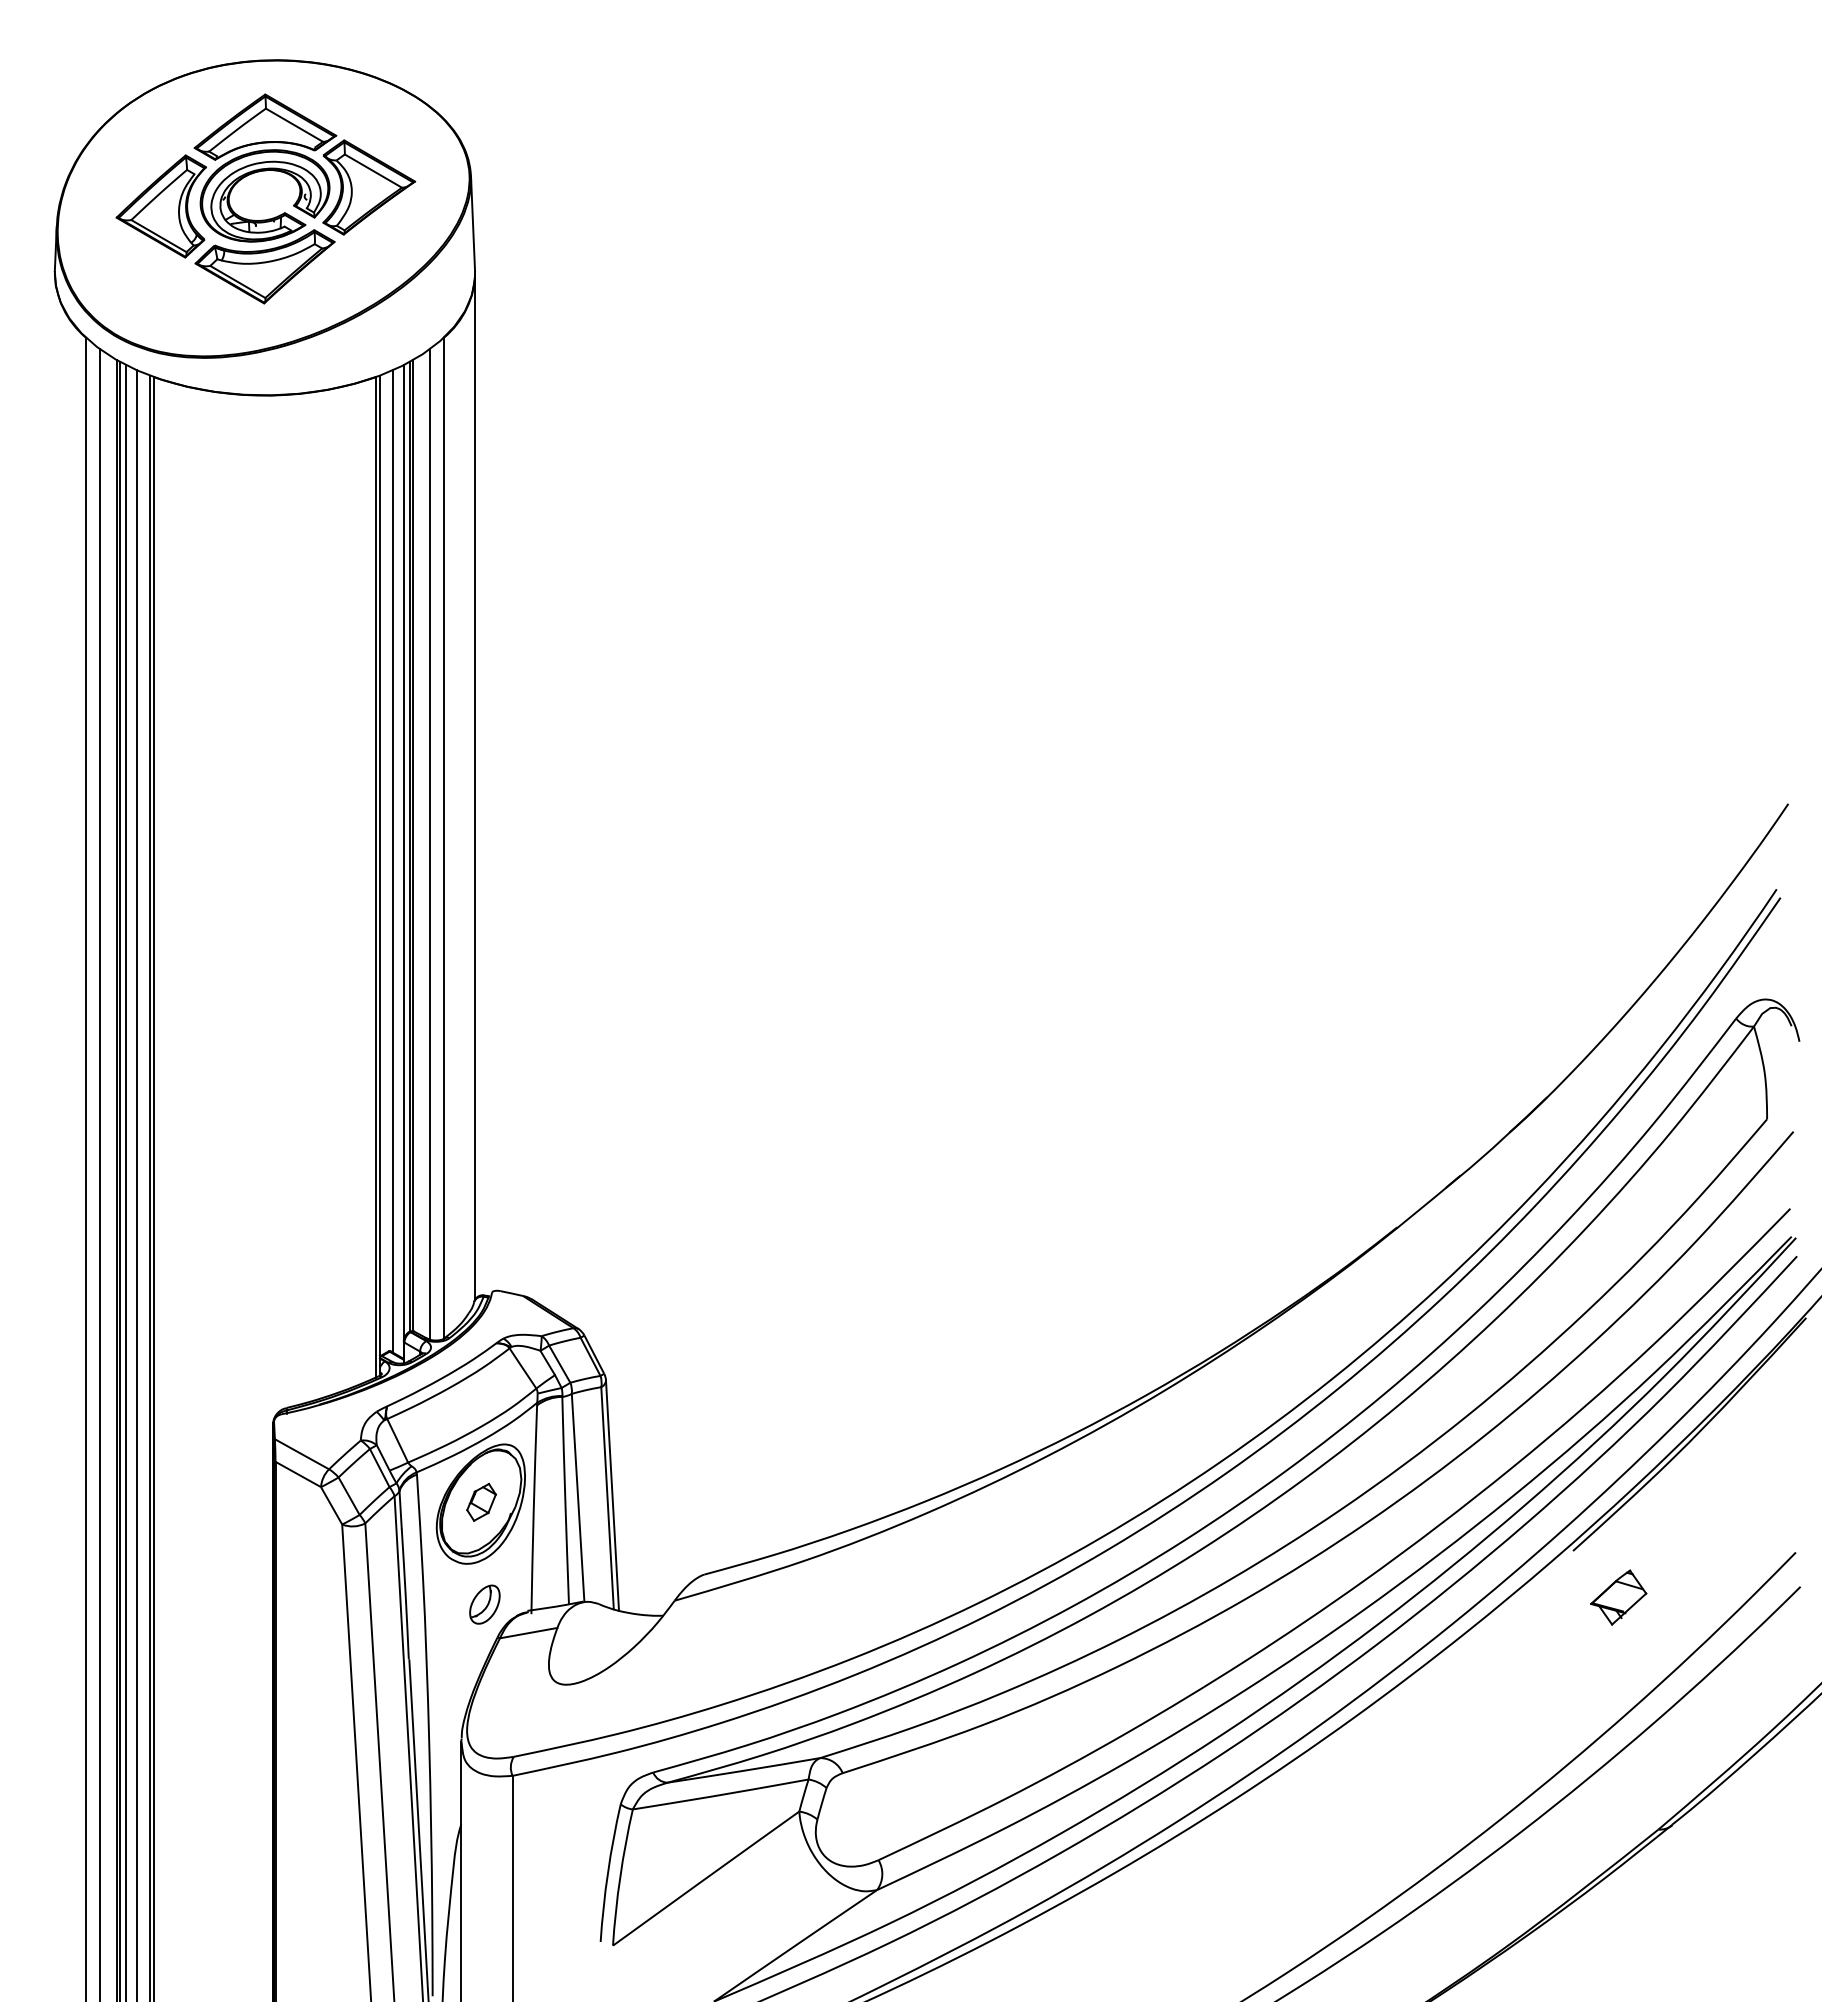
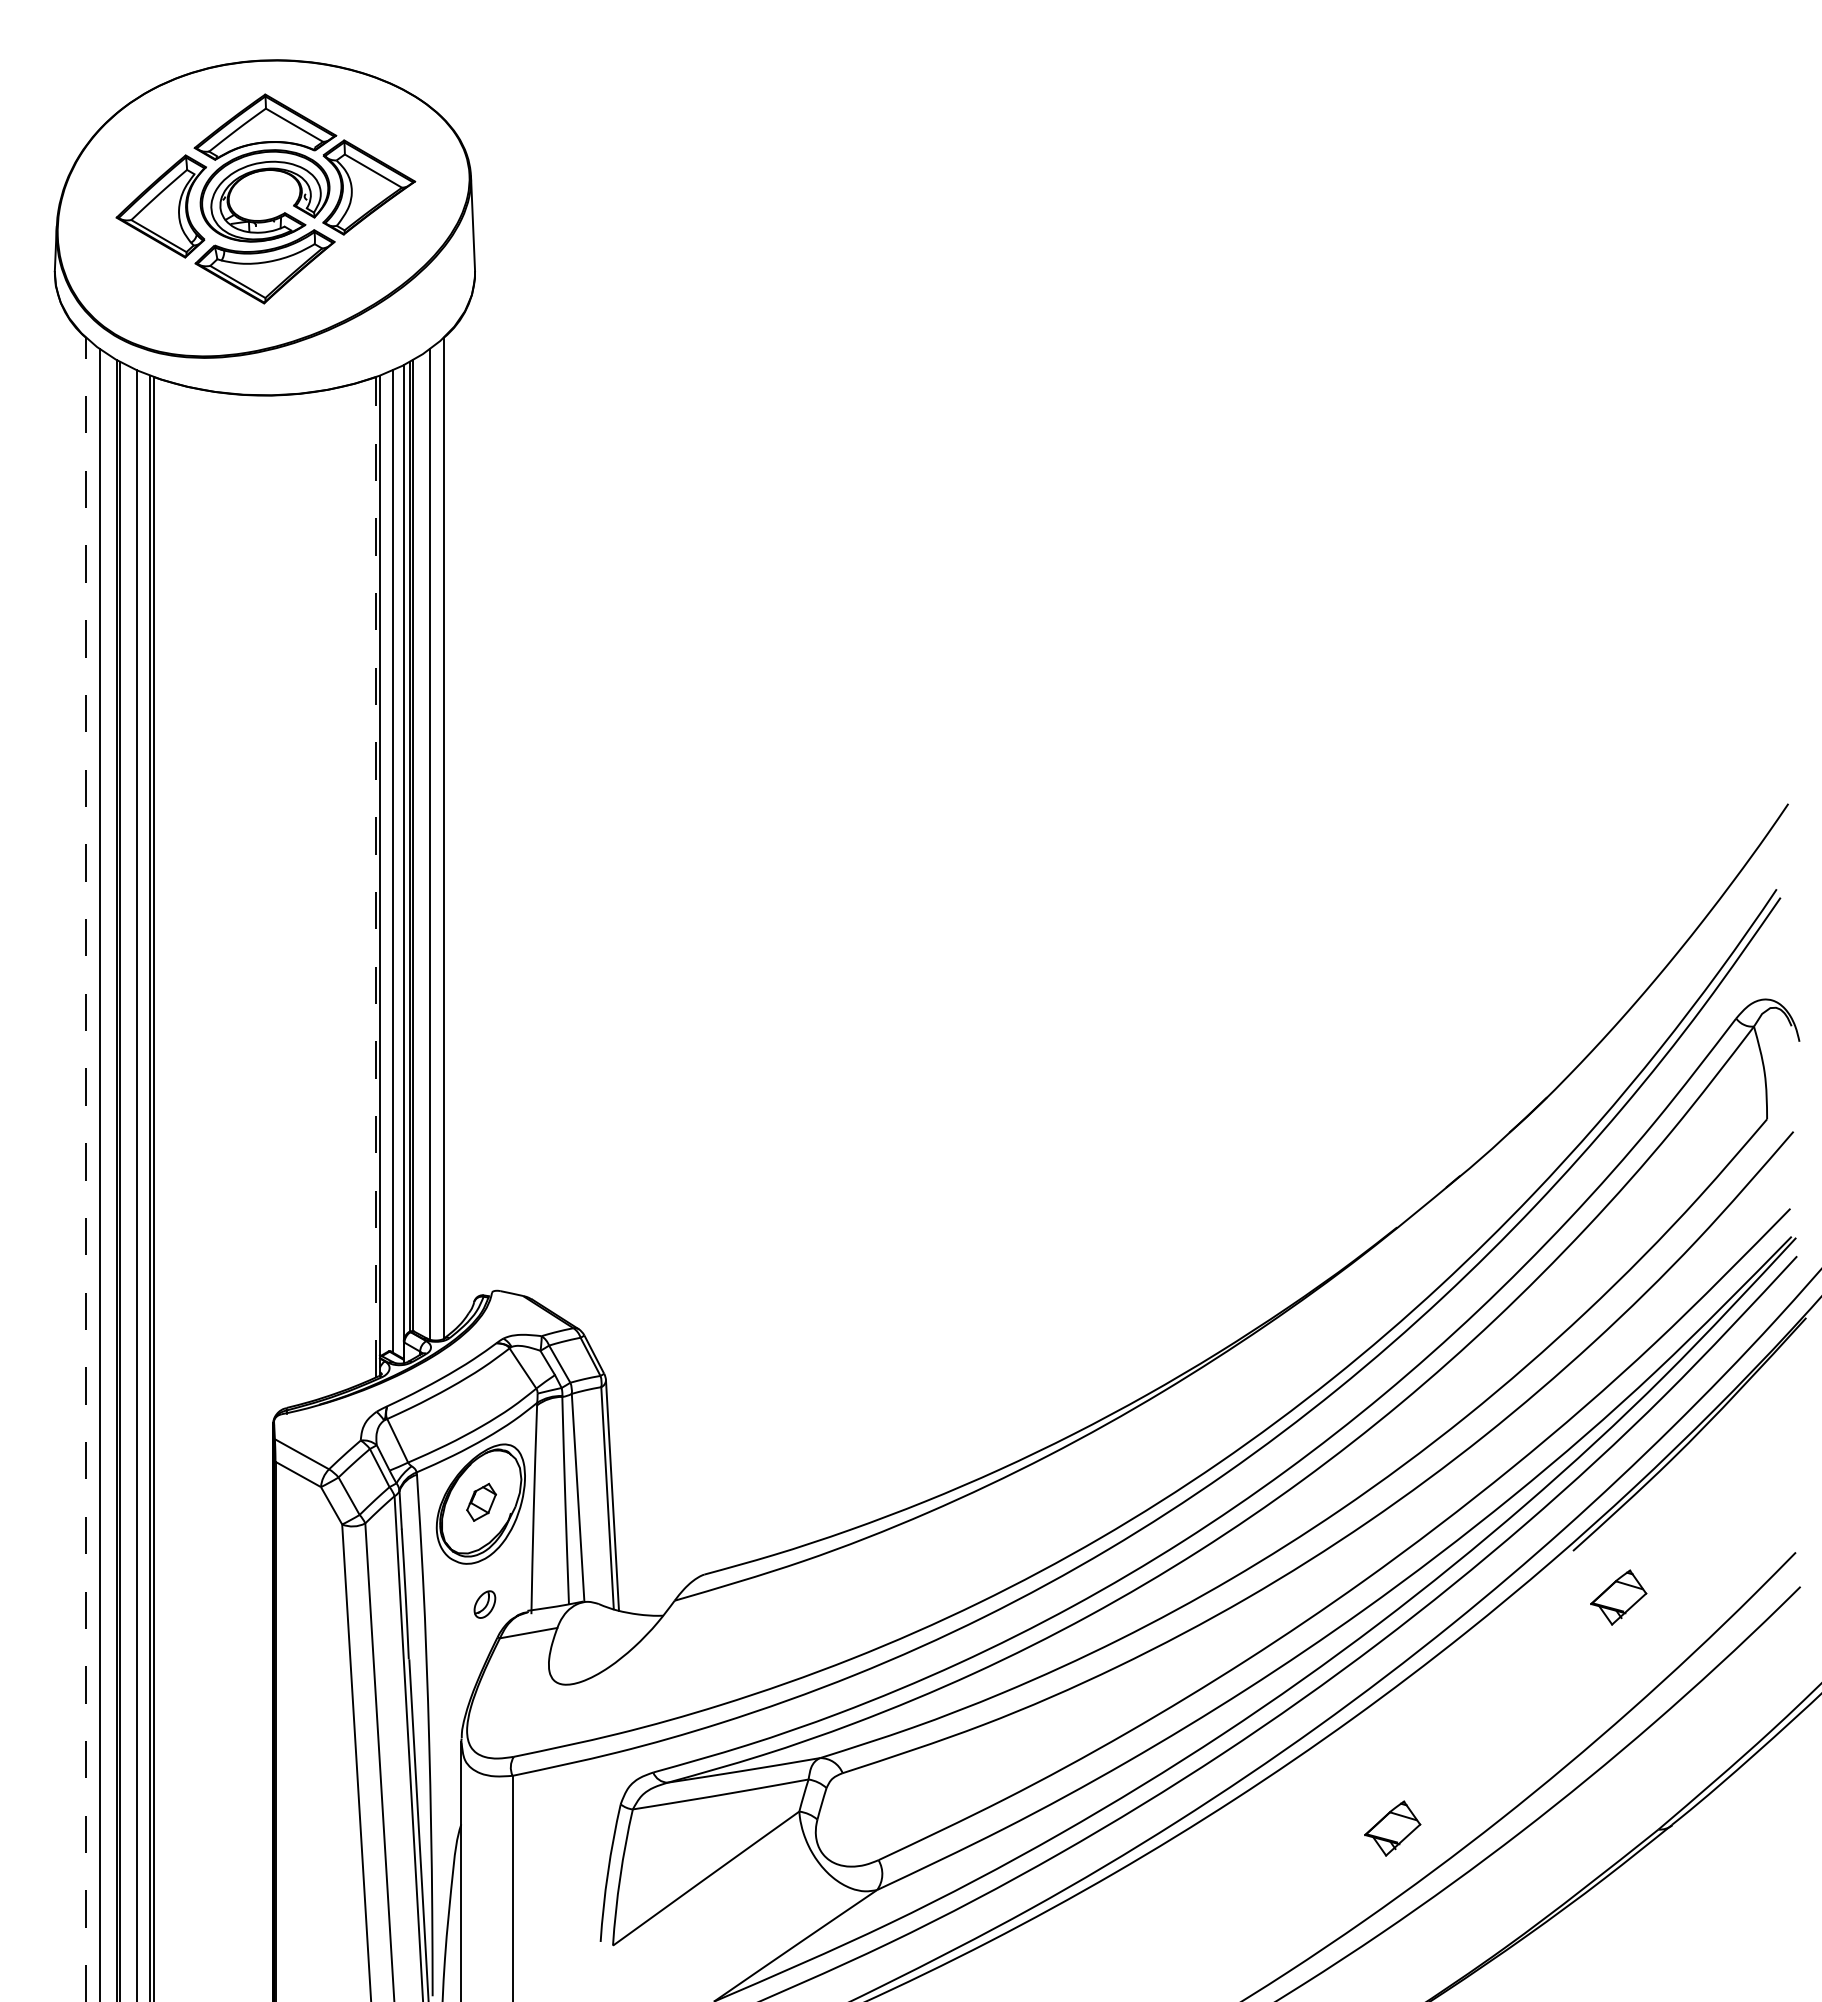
line: present -> none (475, 786)
line: solid -> dashed (375, 876)
line: solid -> dashed (86, 1169)
line: present -> none (126, 1181)
part size: 32x41 px -> 24x29 px (484, 1604)
part: none -> present (1392, 1828)
